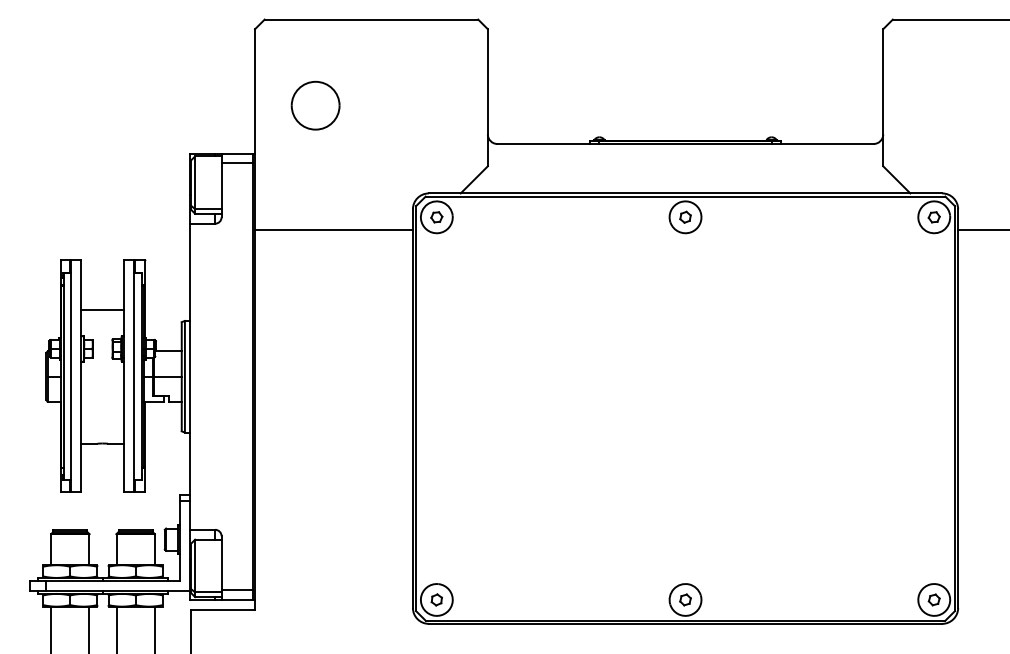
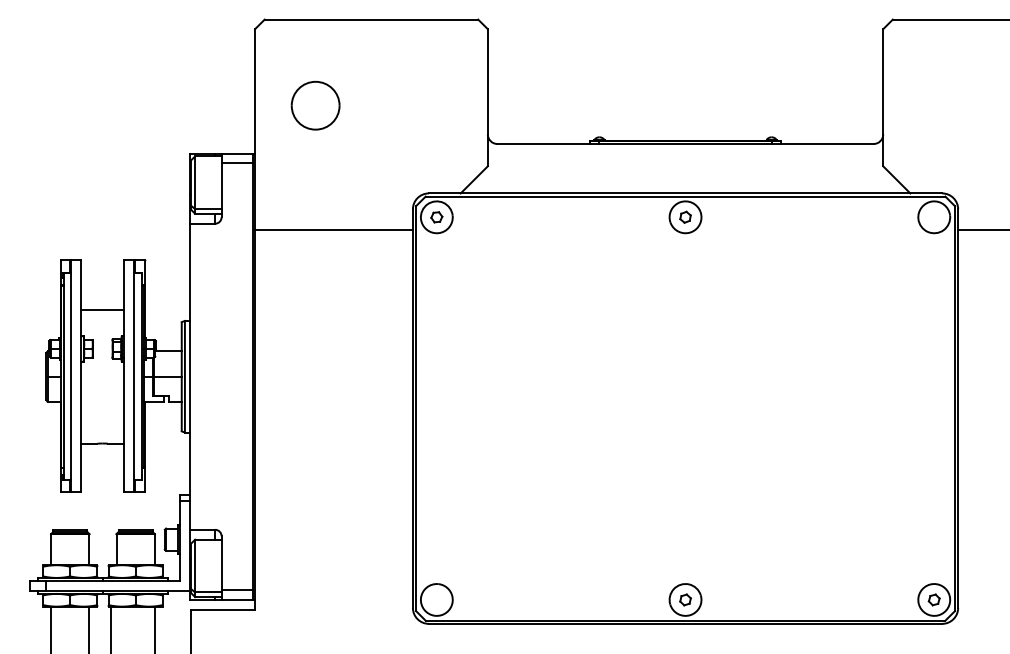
part: present -> none (933, 217)
part: present -> none (436, 599)
line position: (116, 628) -> (110, 628) (110, 628)
